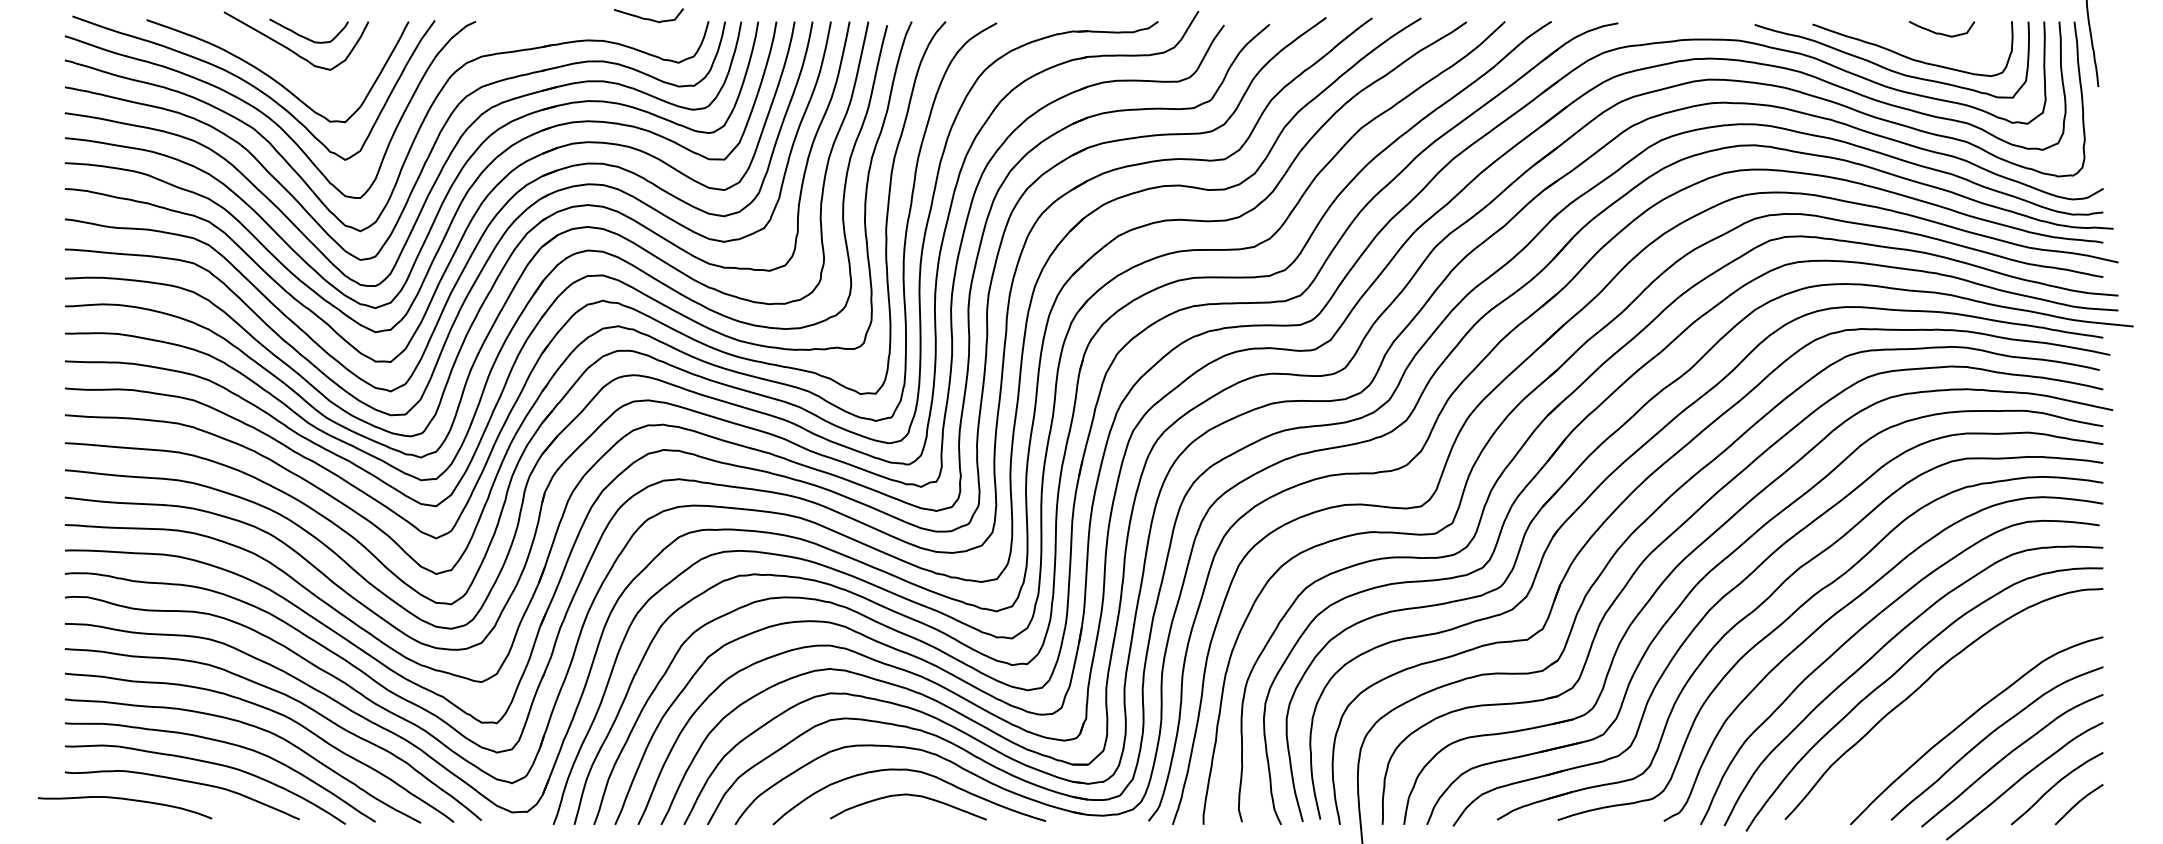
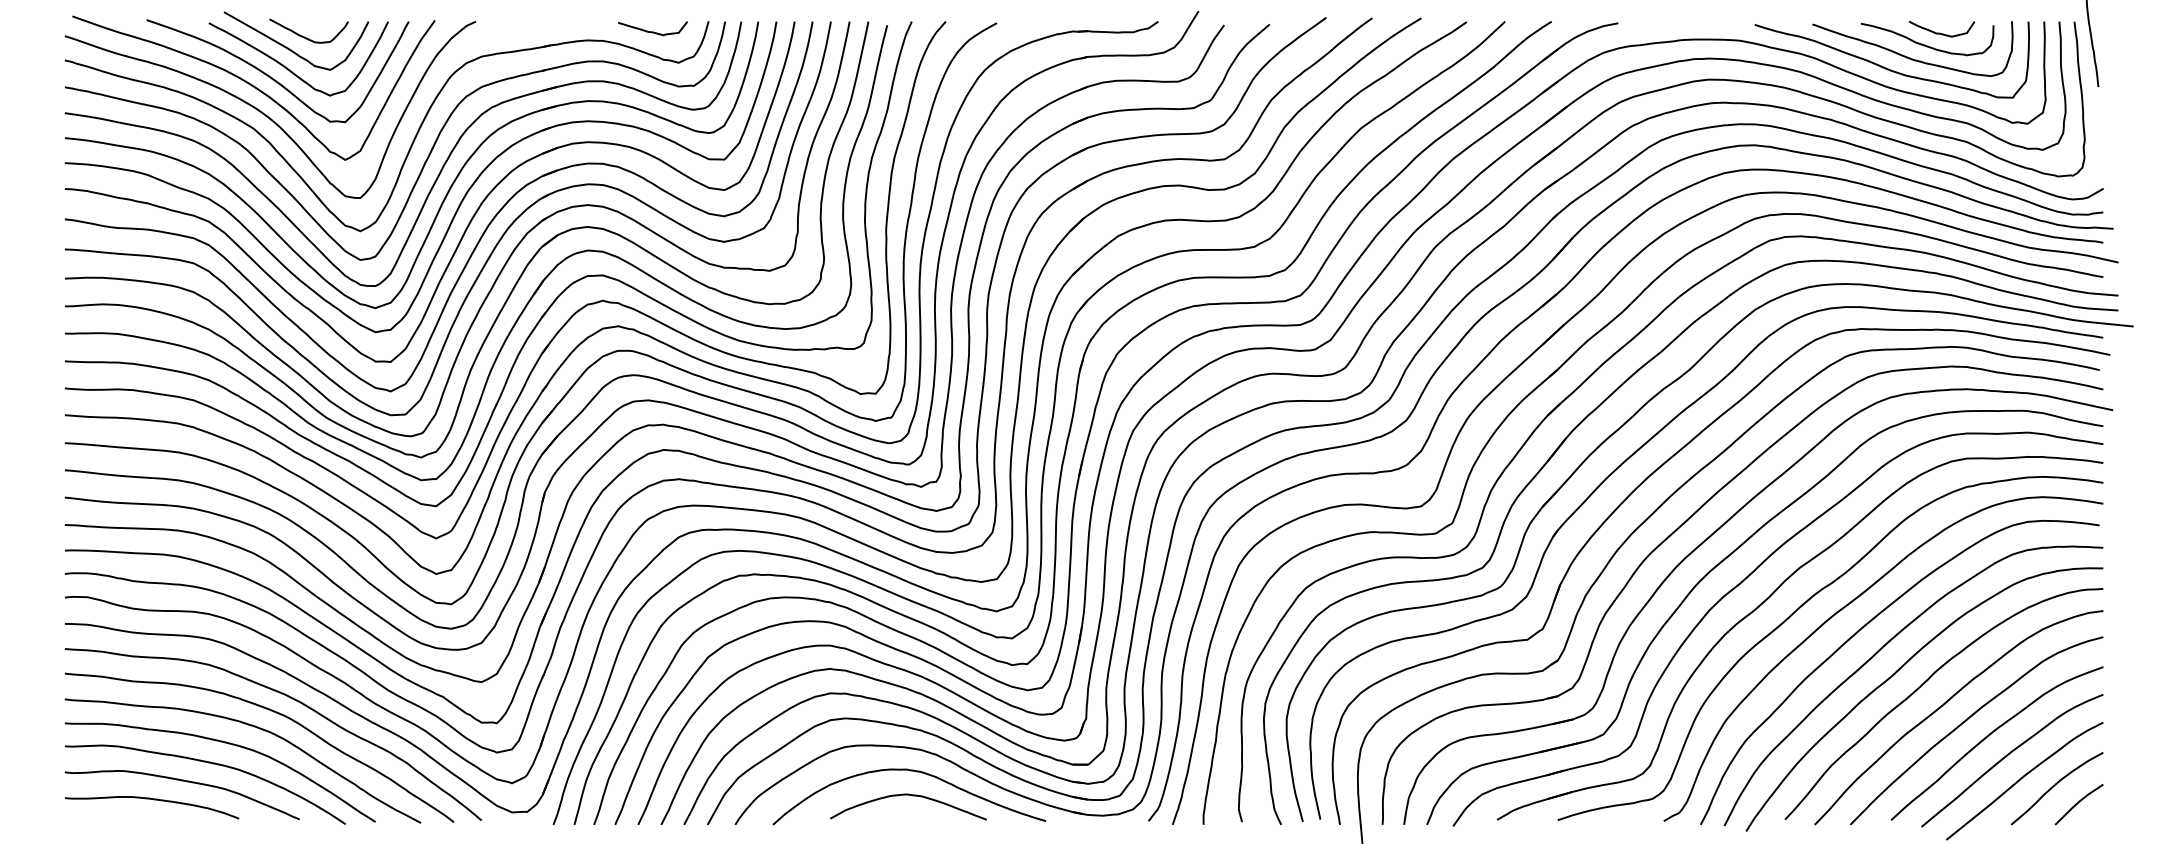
curve position: (648, 18) -> (652, 31) (652, 31)
curve: none -> present (1925, 44)
curve: none -> present (291, 70)
curve: none -> present (1945, 704)
curve position: (126, 800) -> (153, 800) (153, 800)
